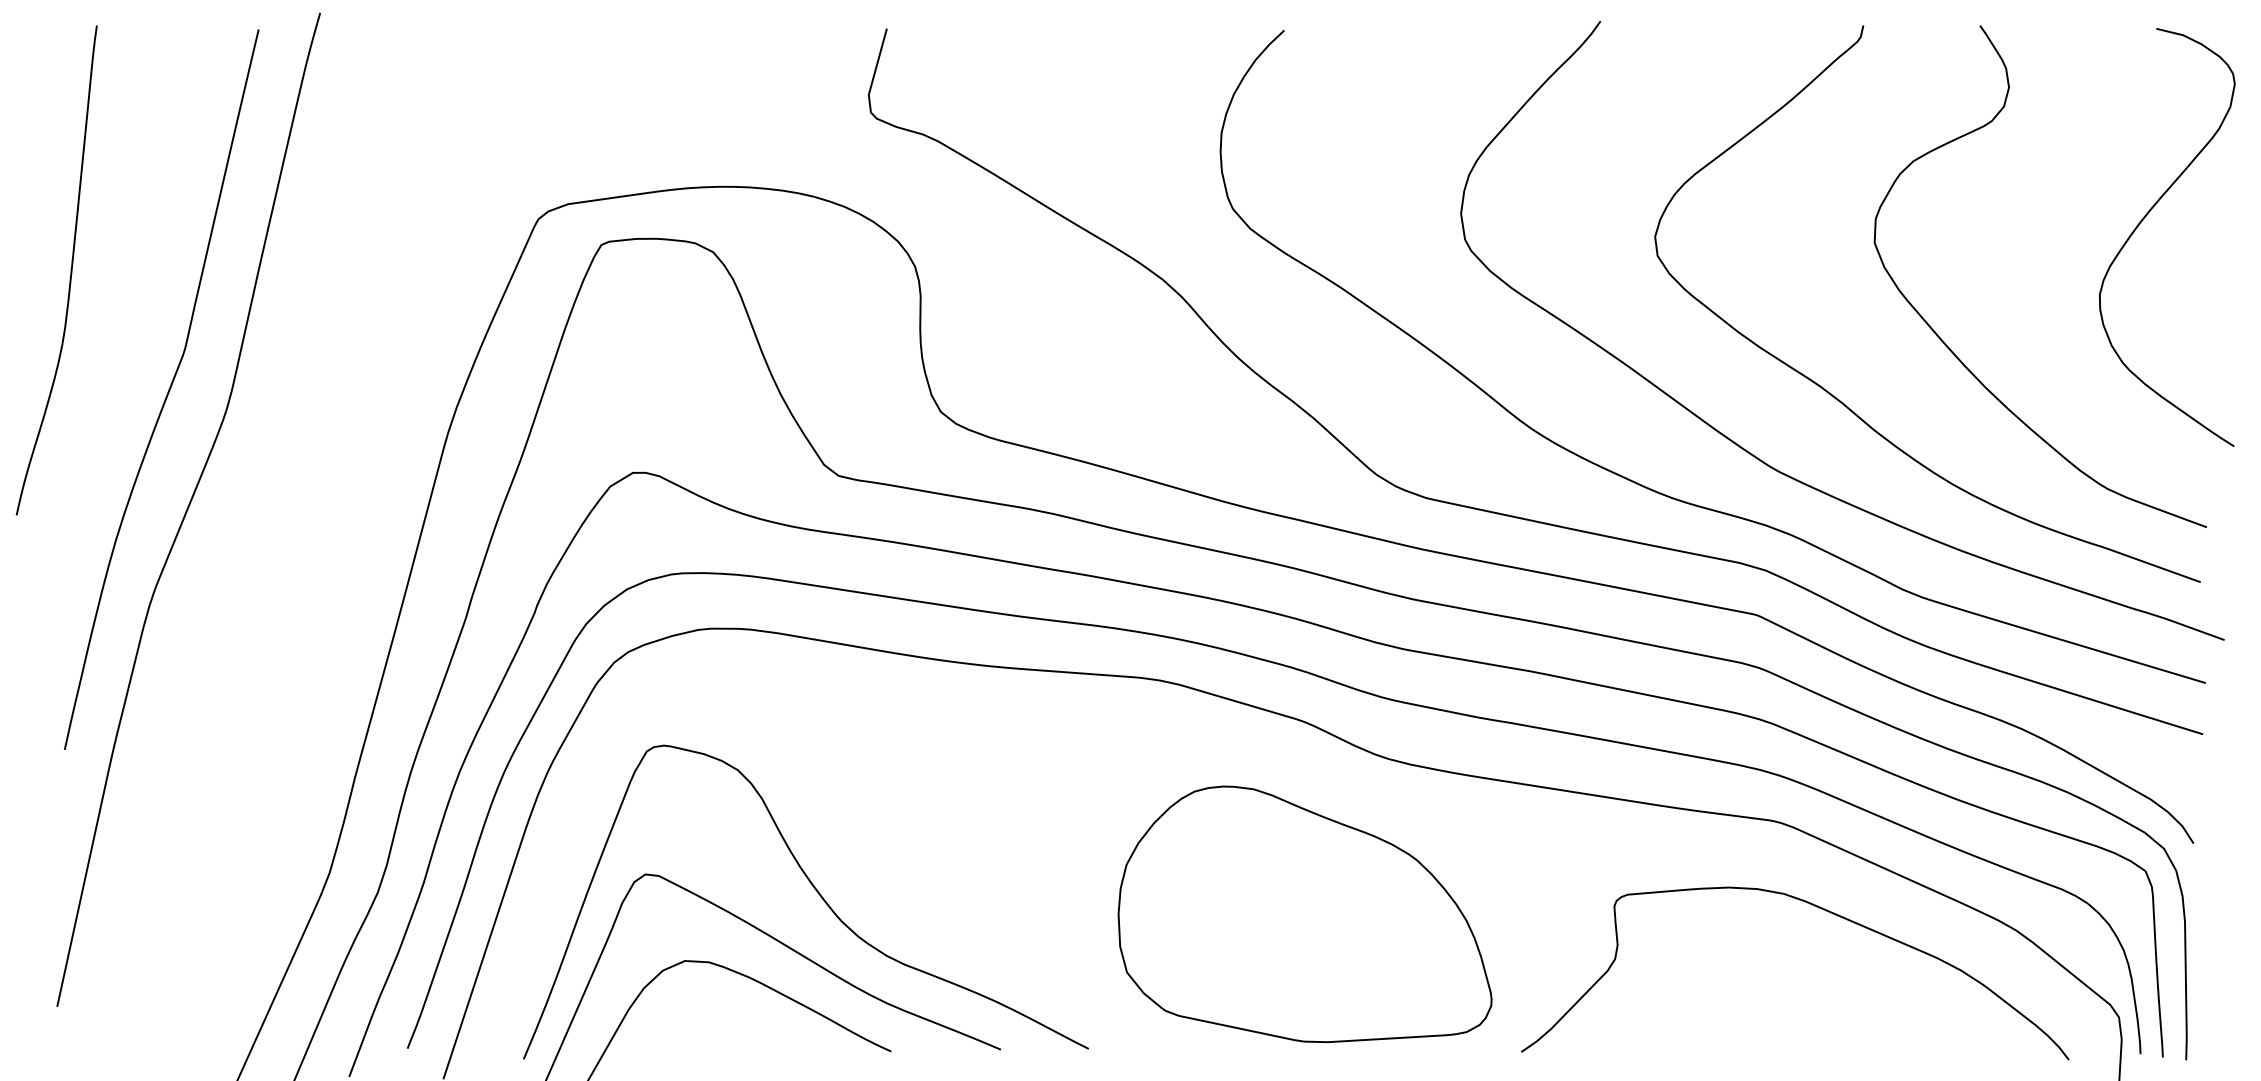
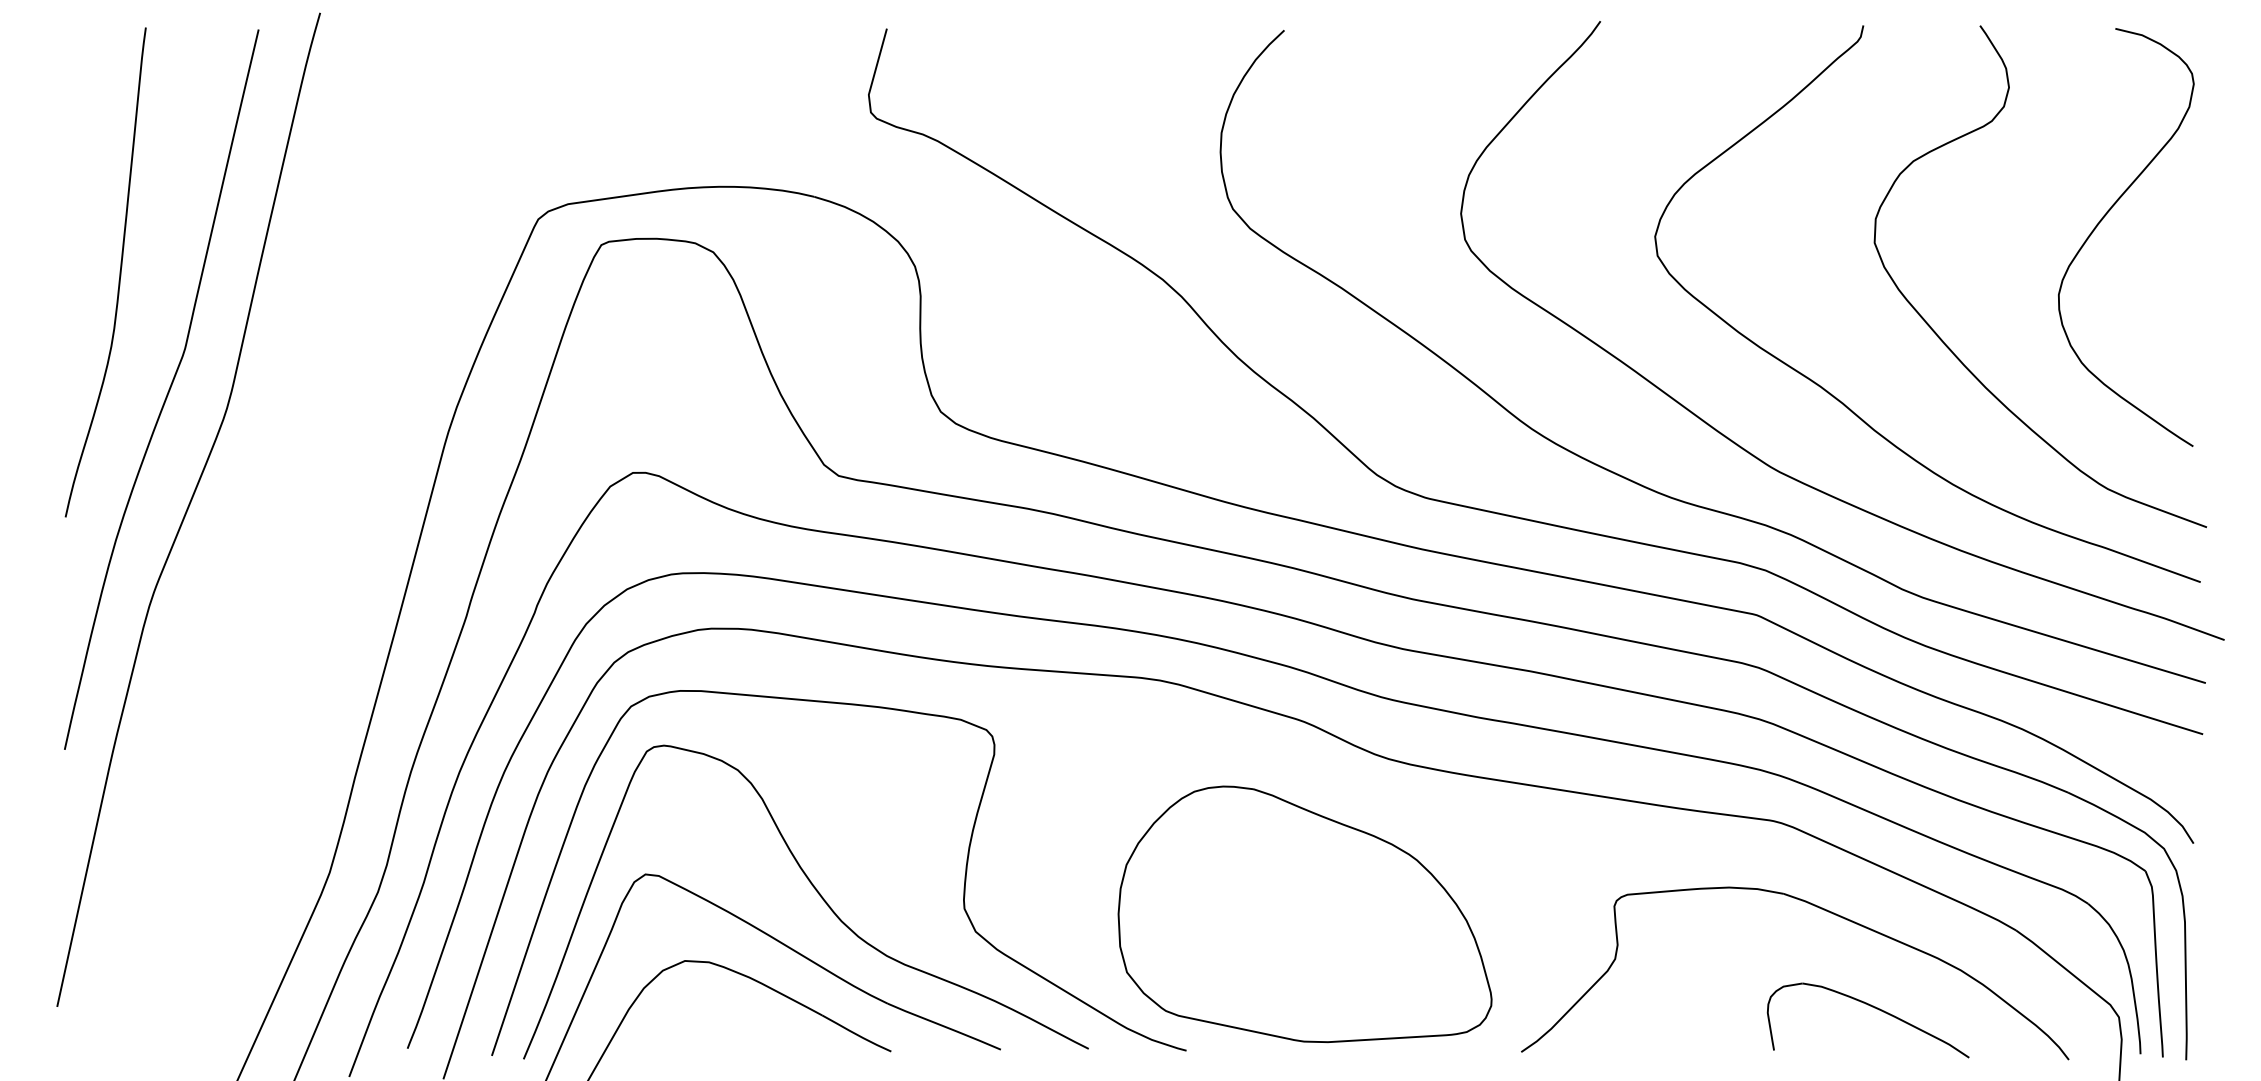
curve position: (2143, 220) -> (2102, 220) (2102, 220)
curve position: (70, 270) -> (119, 272) (119, 272)
curve: none -> present (963, 887)
part: none -> present (1874, 1008)
